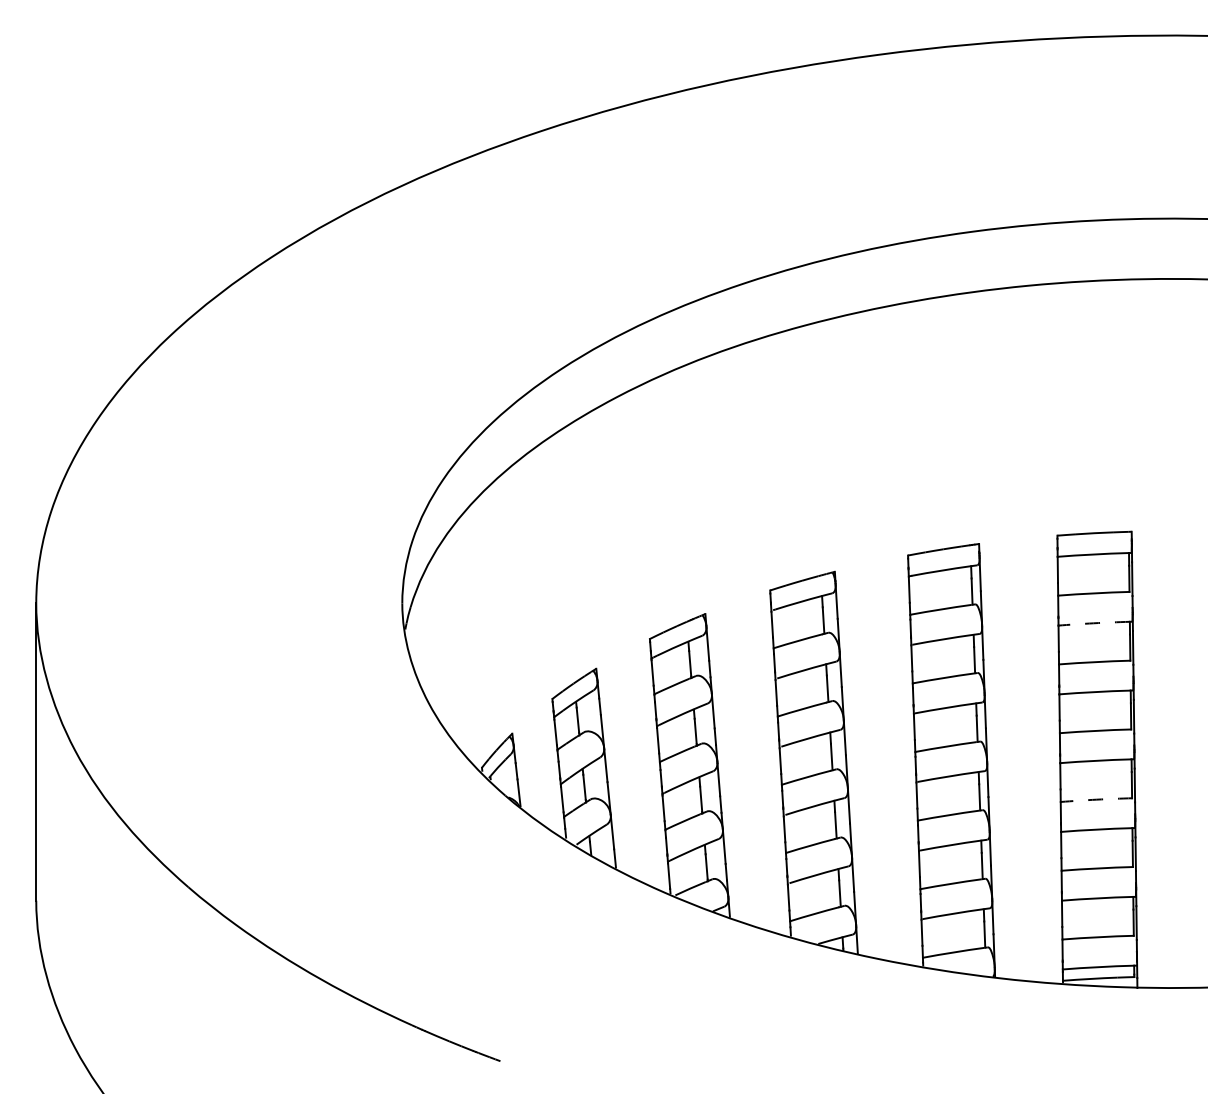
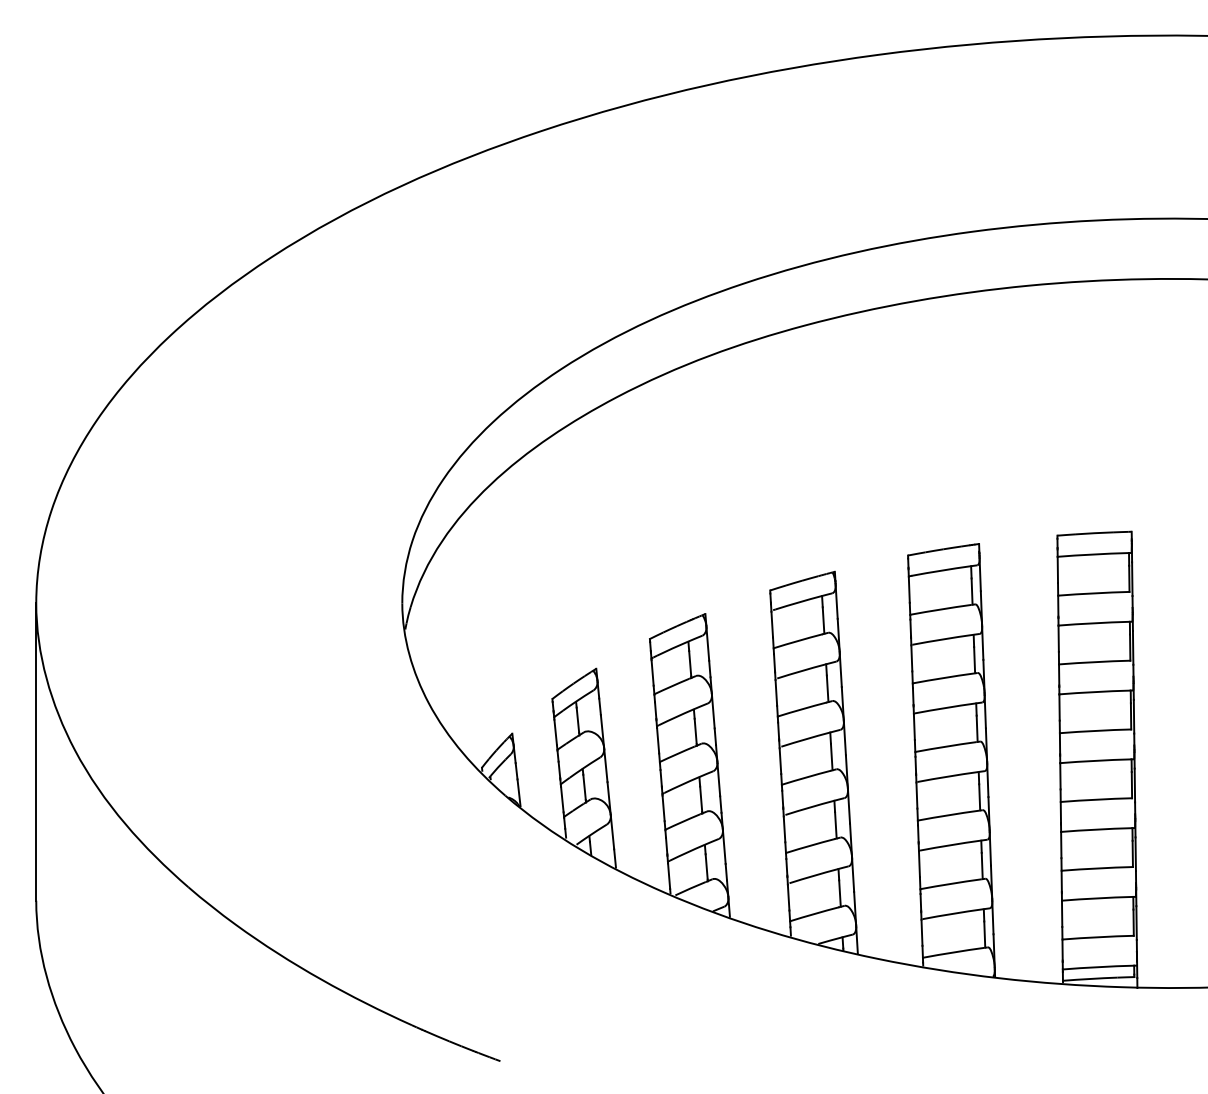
arc: dashed -> solid (1093, 623)
arc: dashed -> solid (1096, 799)
